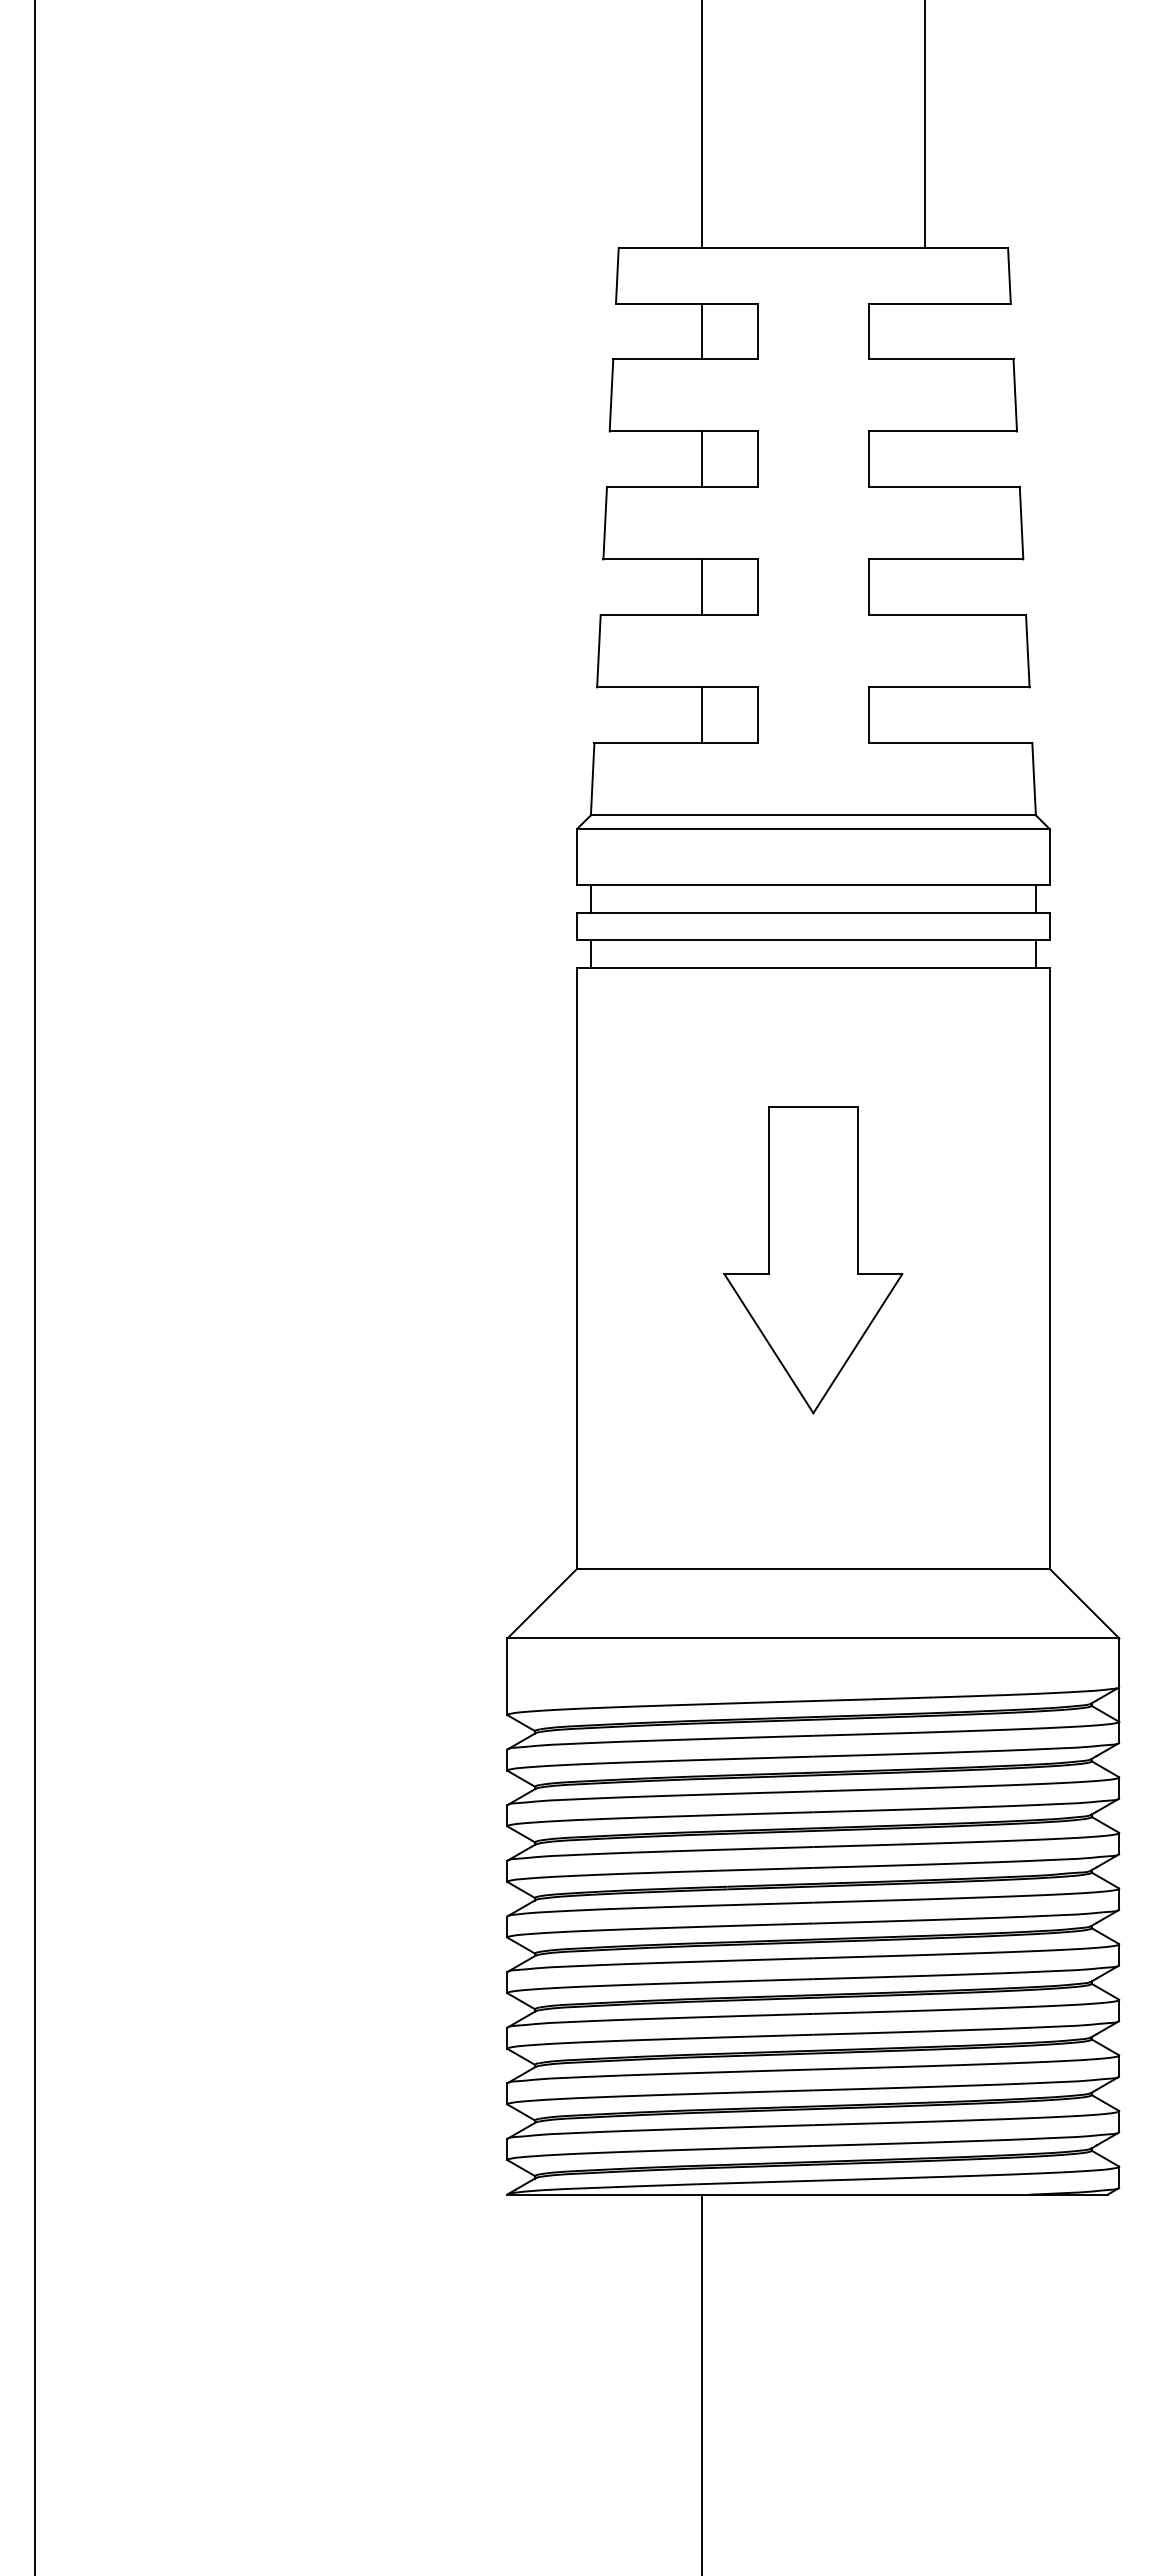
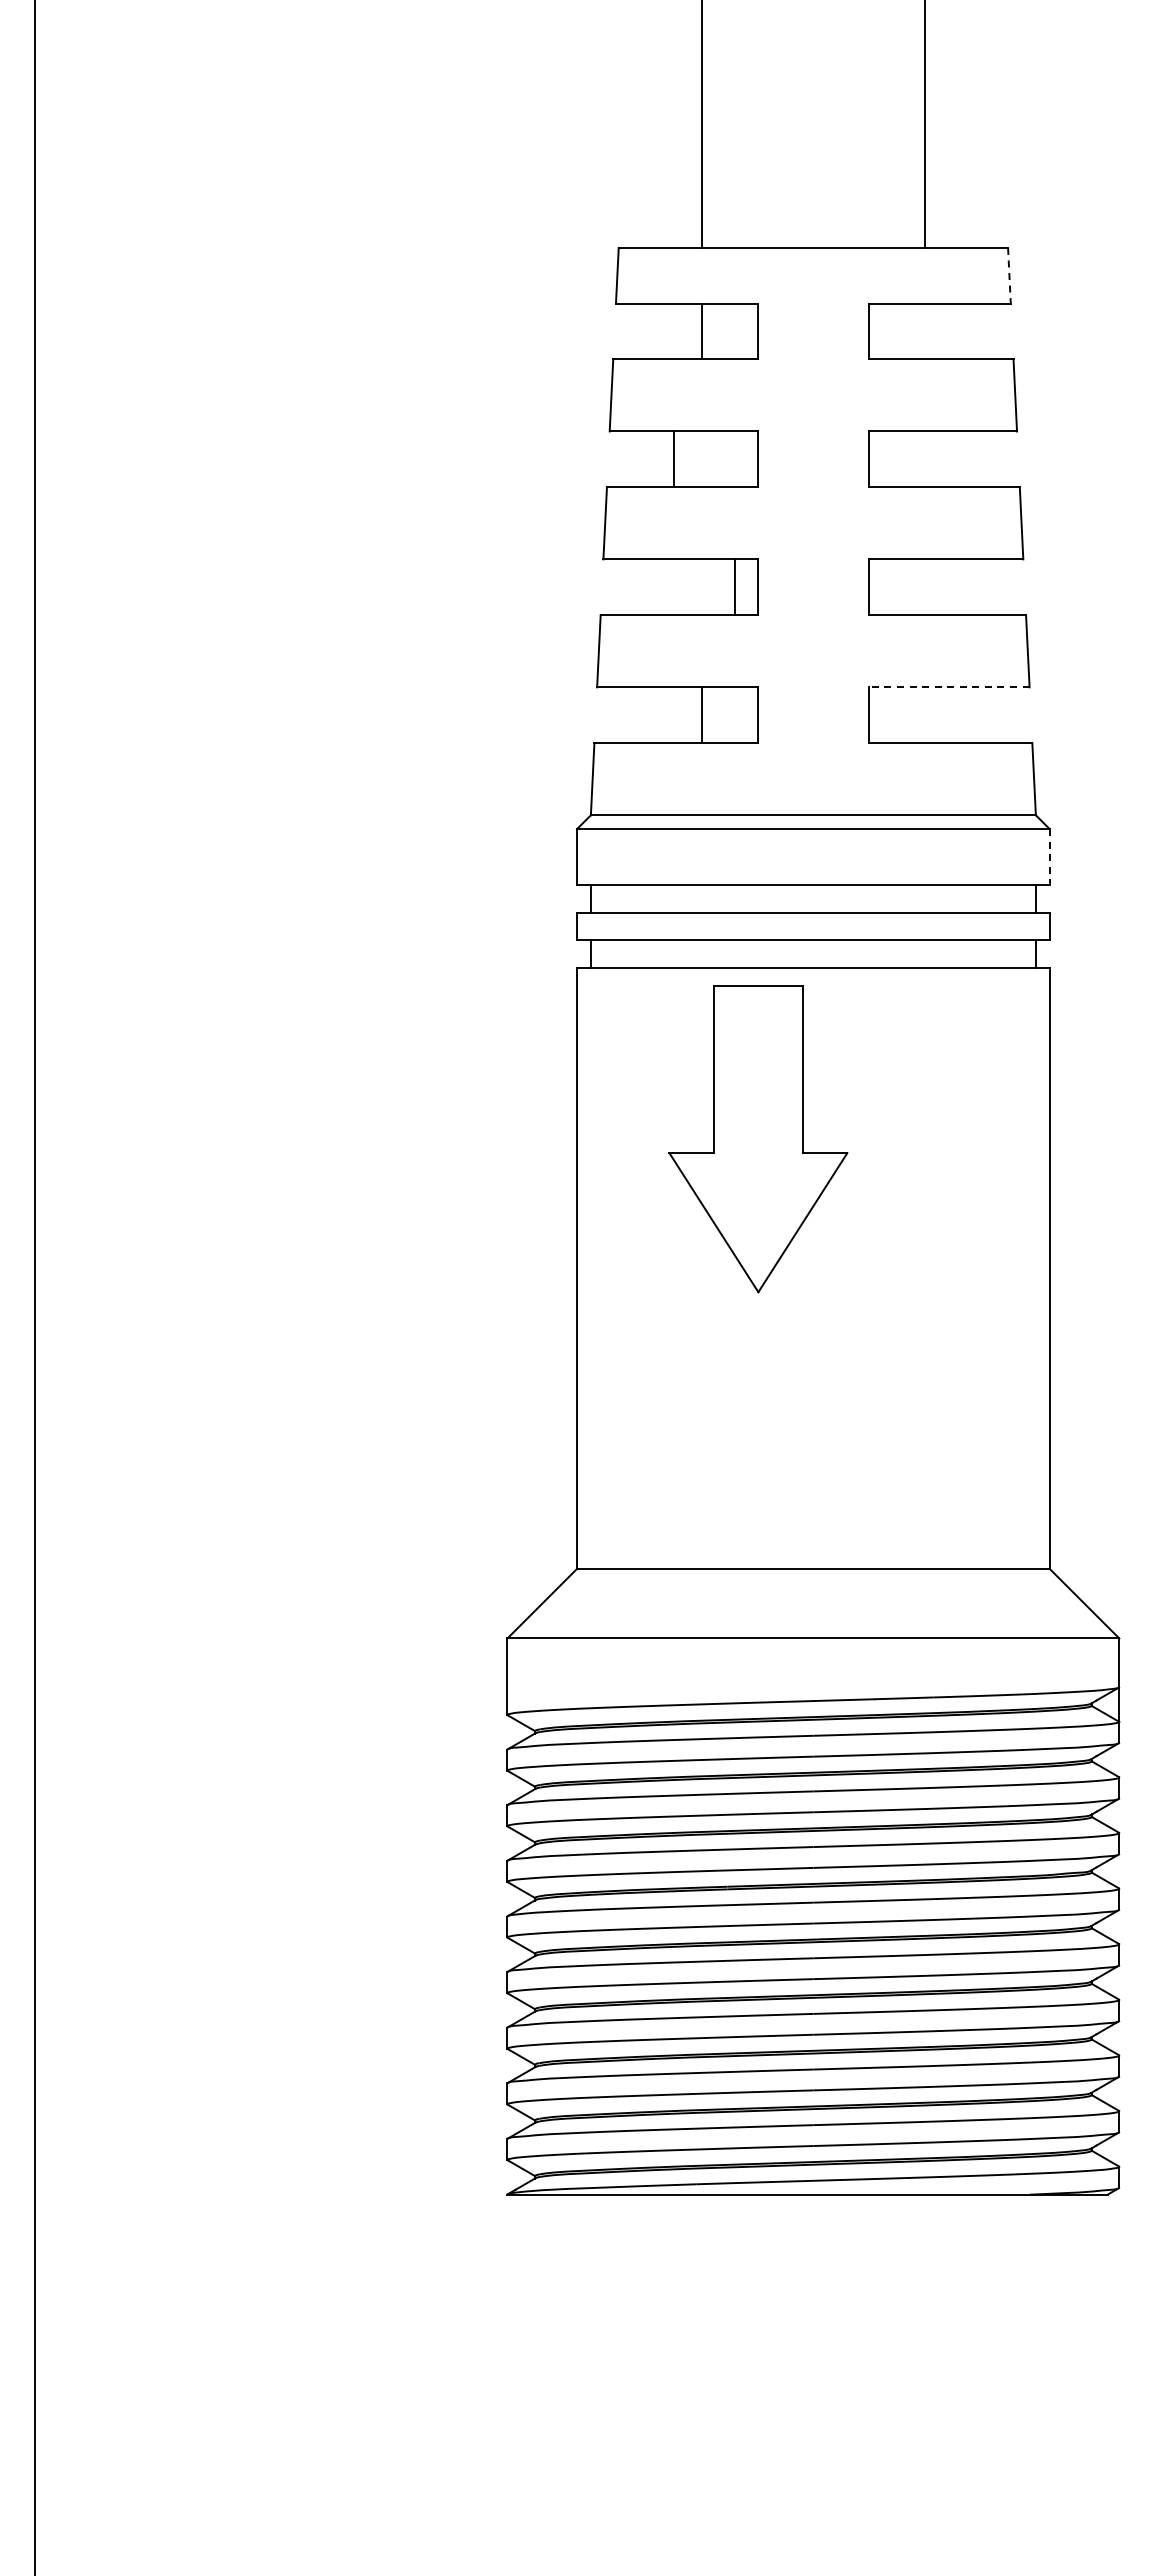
line: solid -> dashed (1009, 275)
line position: (702, 459) -> (674, 459) (674, 459)
line position: (702, 587) -> (735, 587) (735, 587)
line: solid -> dashed (948, 687)
line: solid -> dashed (1049, 856)
part position: (813, 1260) -> (758, 1139) (758, 1139)
line: present -> none (702, 2383)
